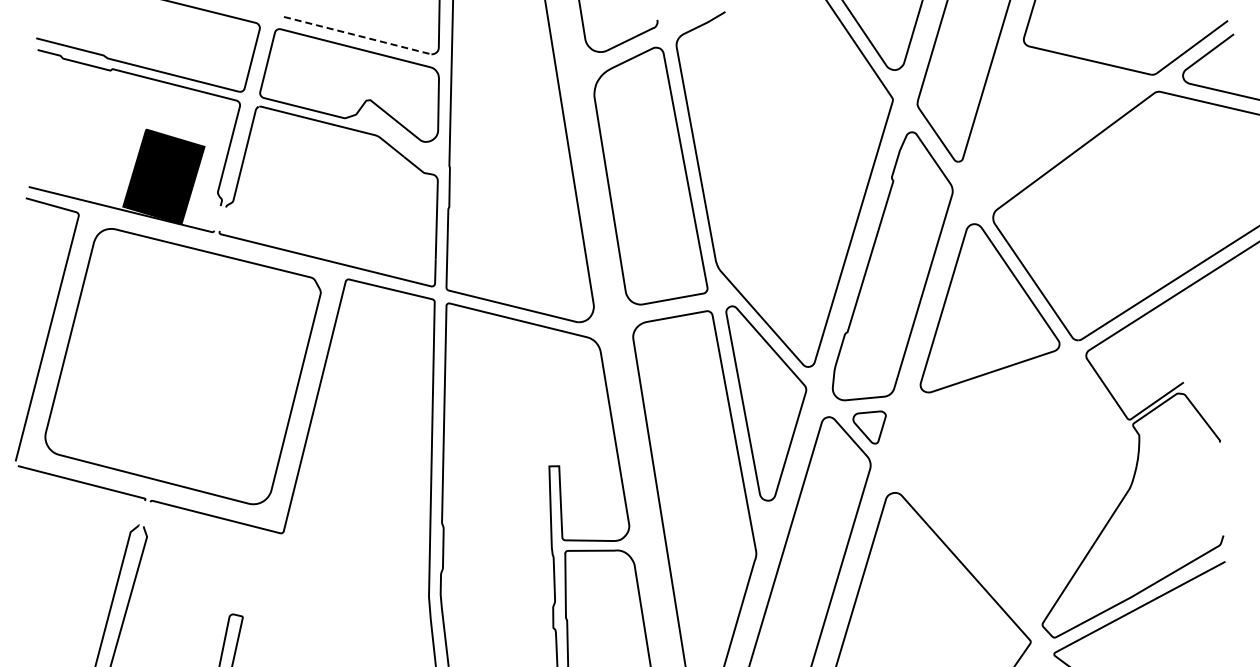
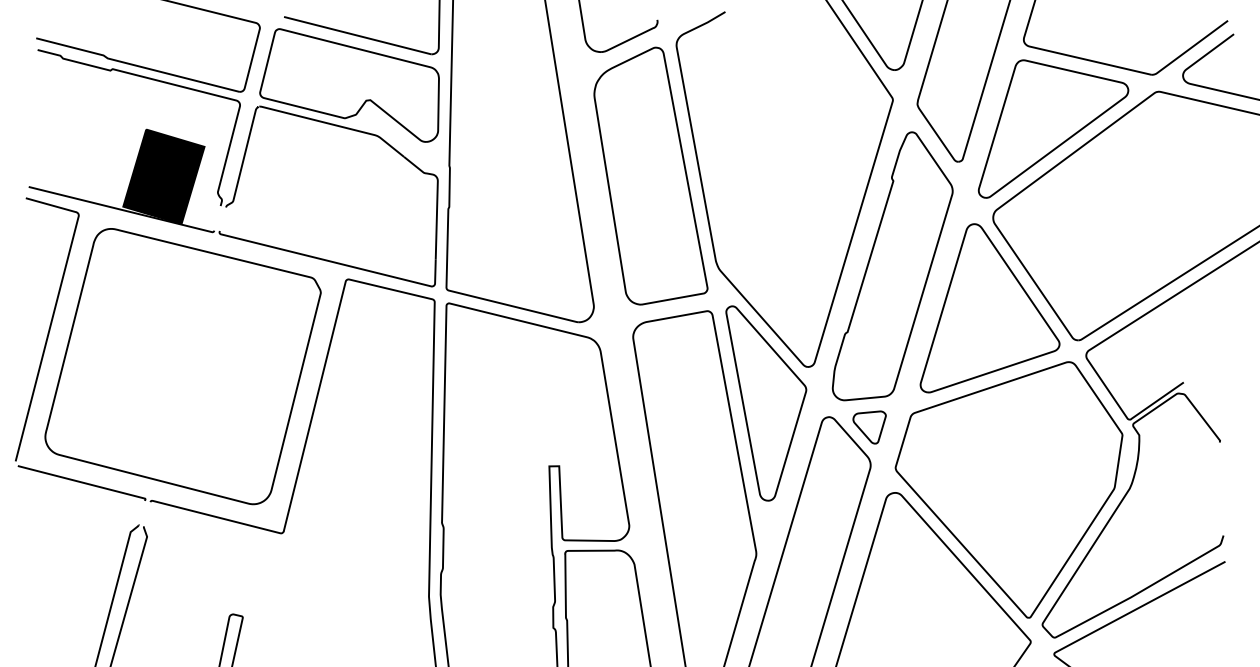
line: dashed -> solid (358, 35)
part: none -> present (1053, 128)
part: none -> present (1008, 489)
